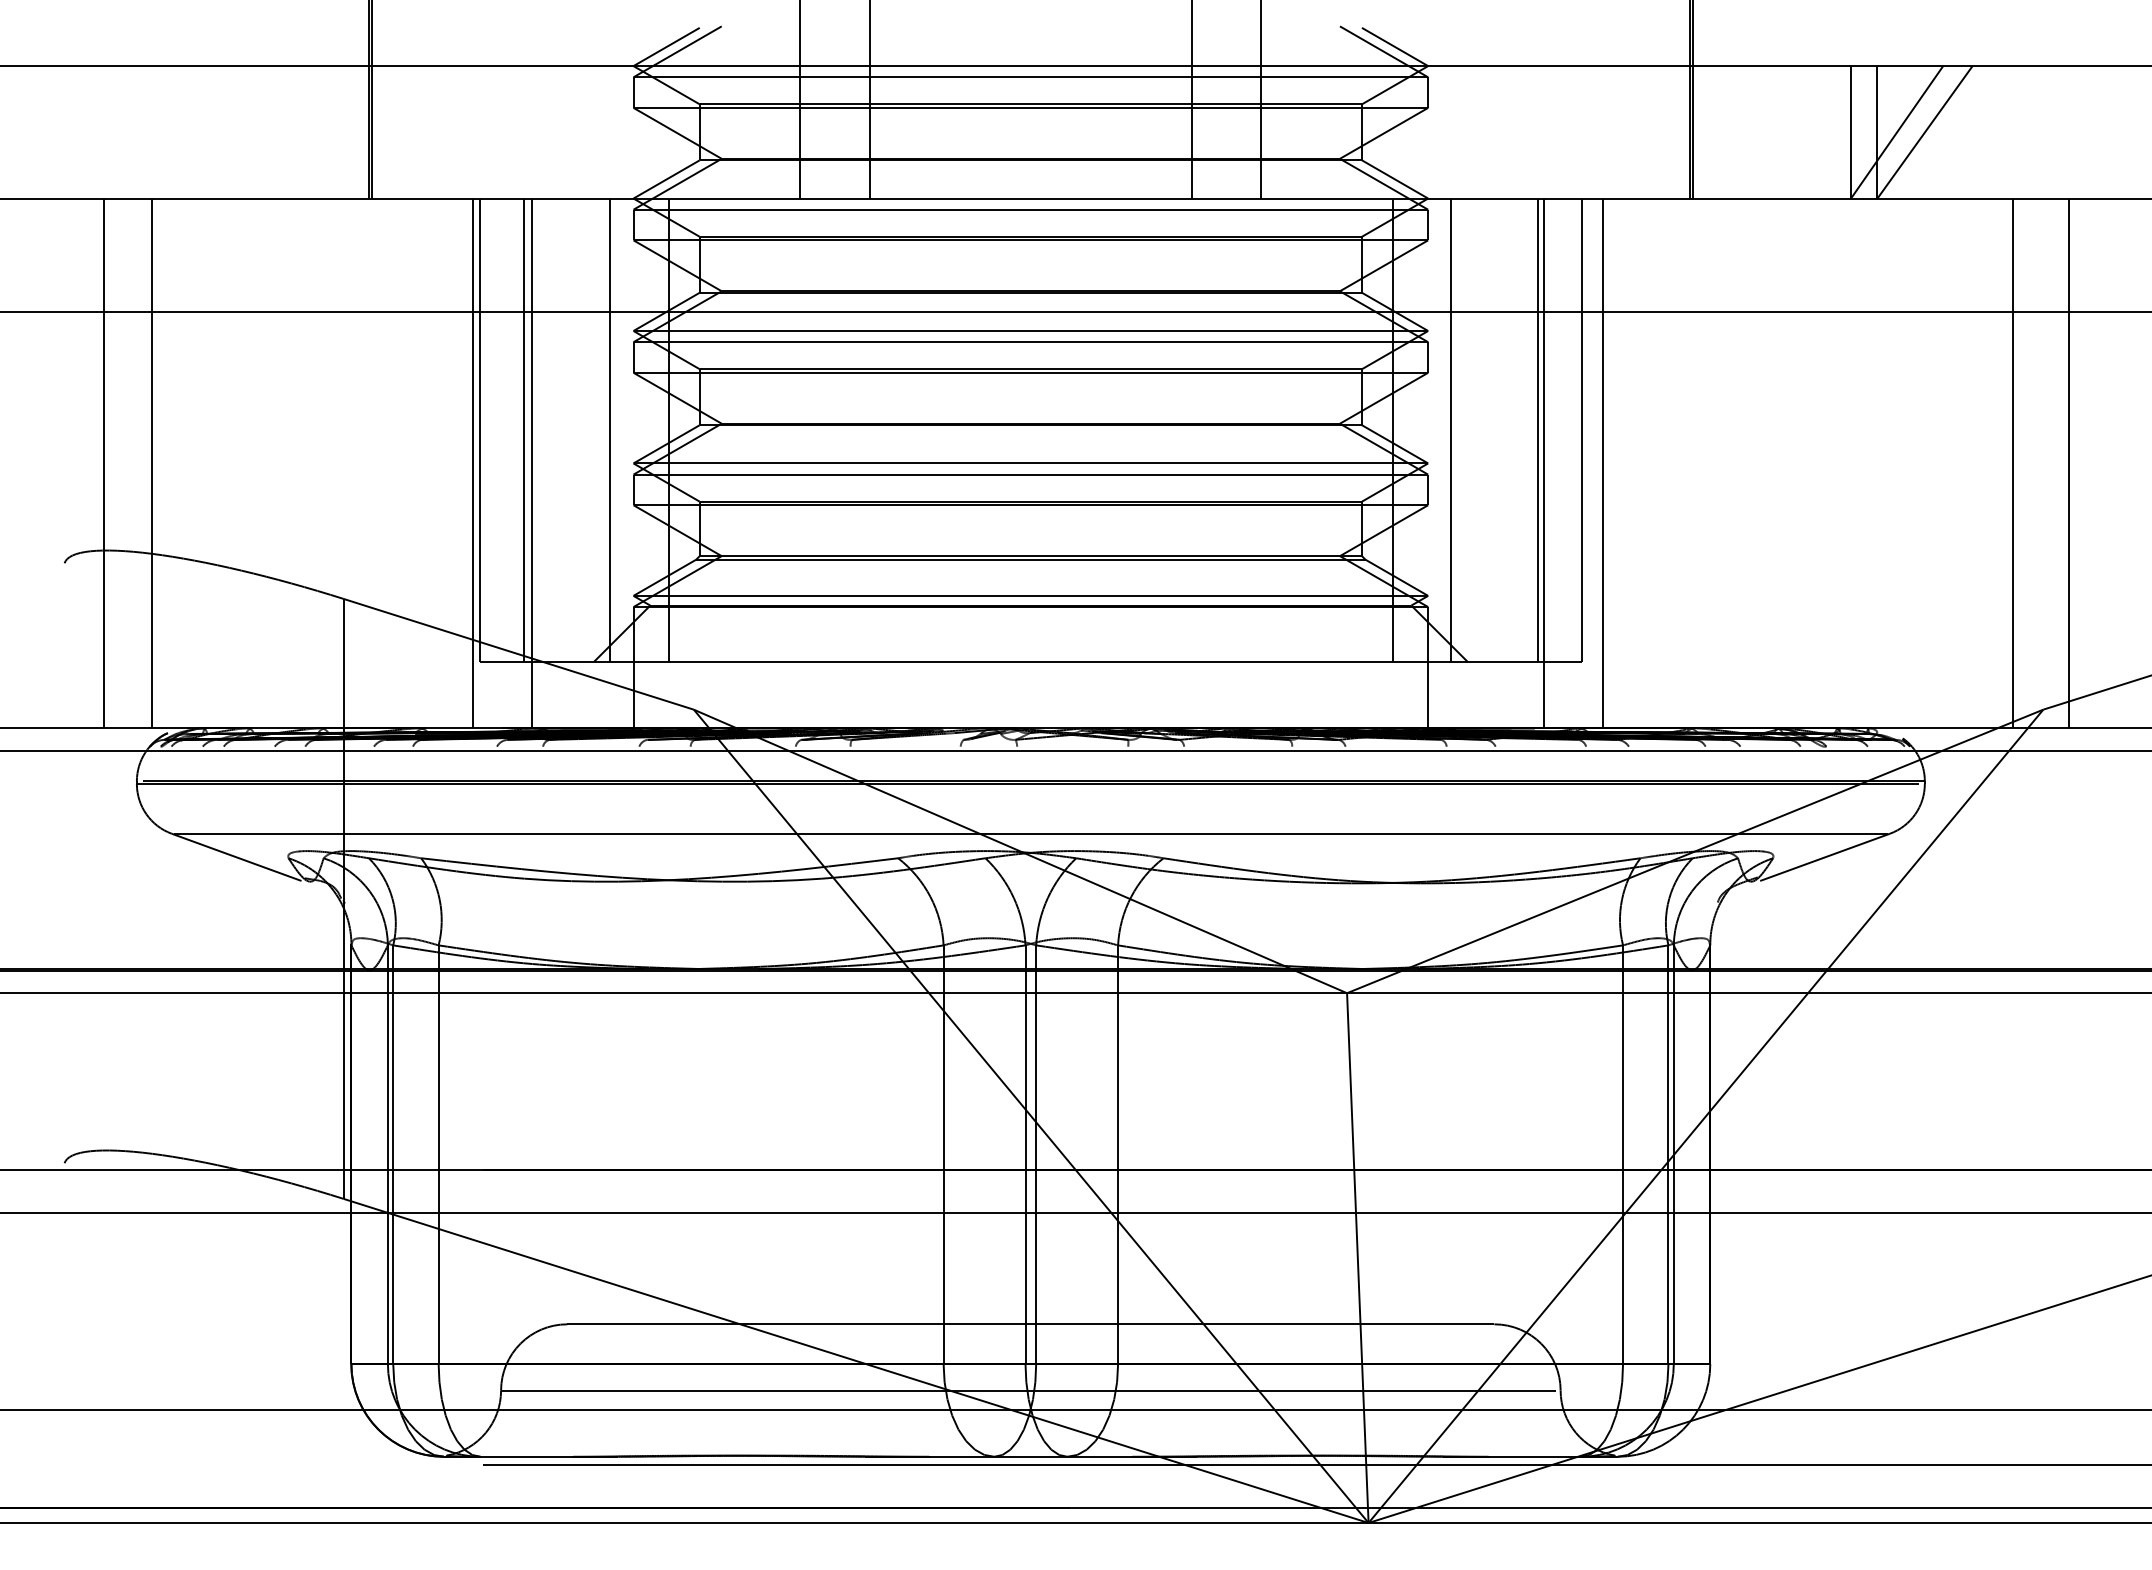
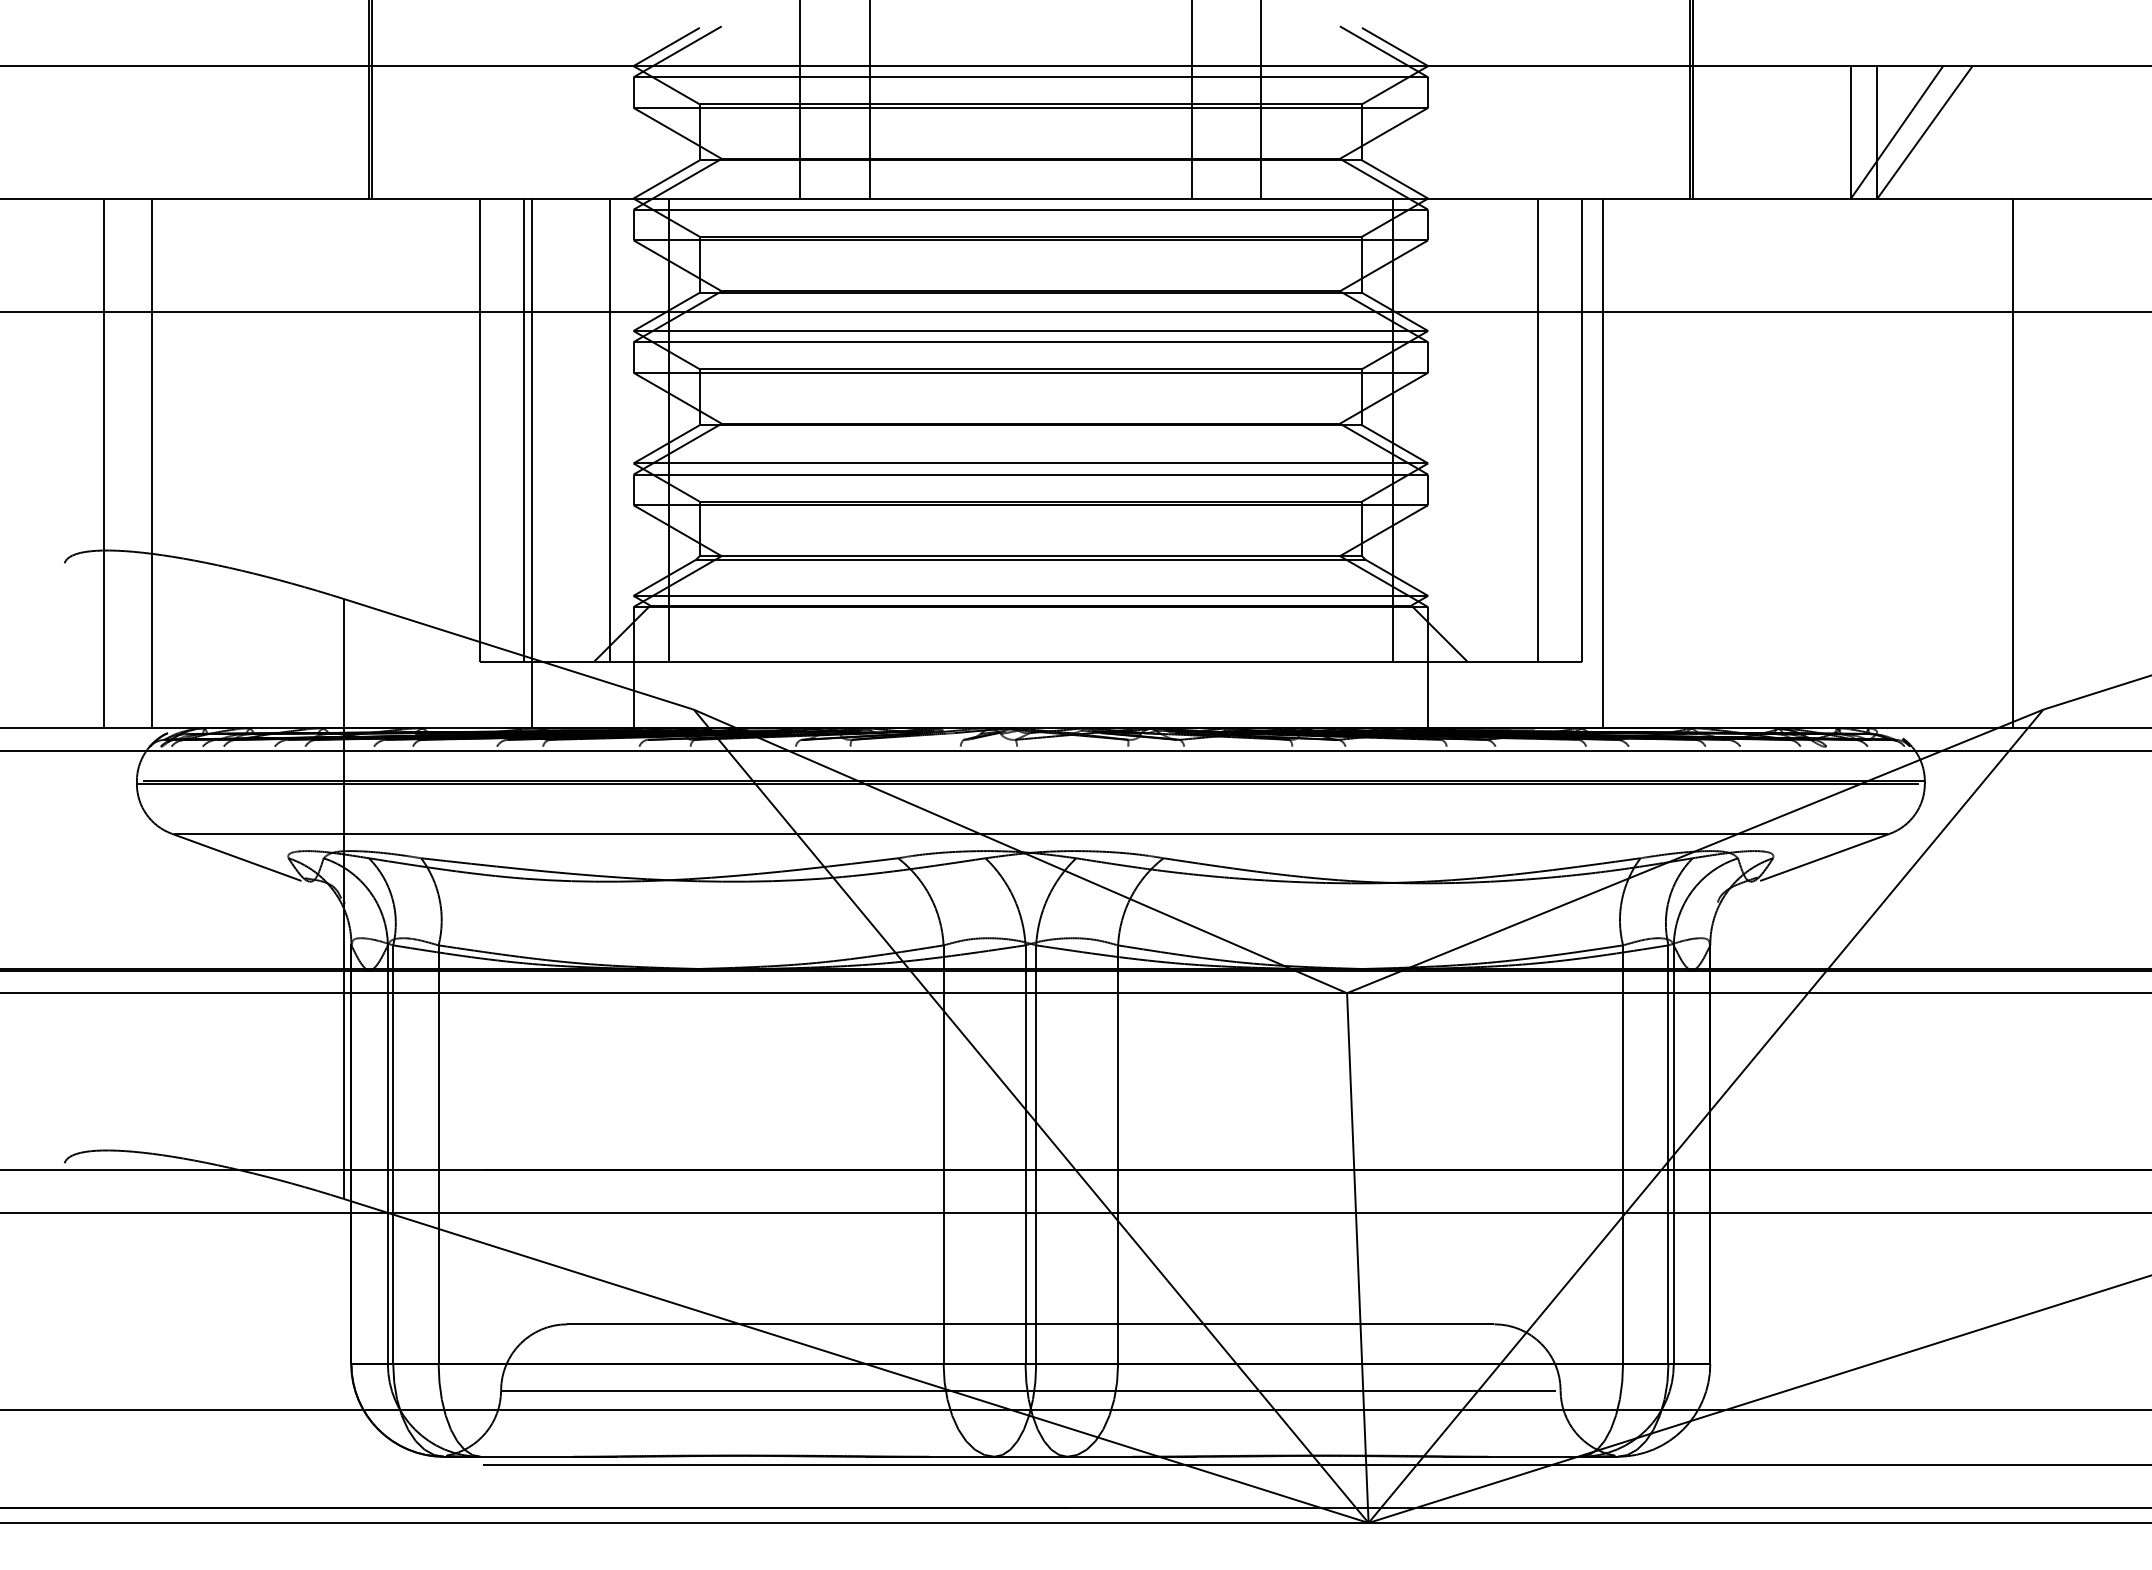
line: present -> none (1451, 430)
line: present -> none (472, 463)
line: present -> none (1543, 463)
line: present -> none (2069, 463)
